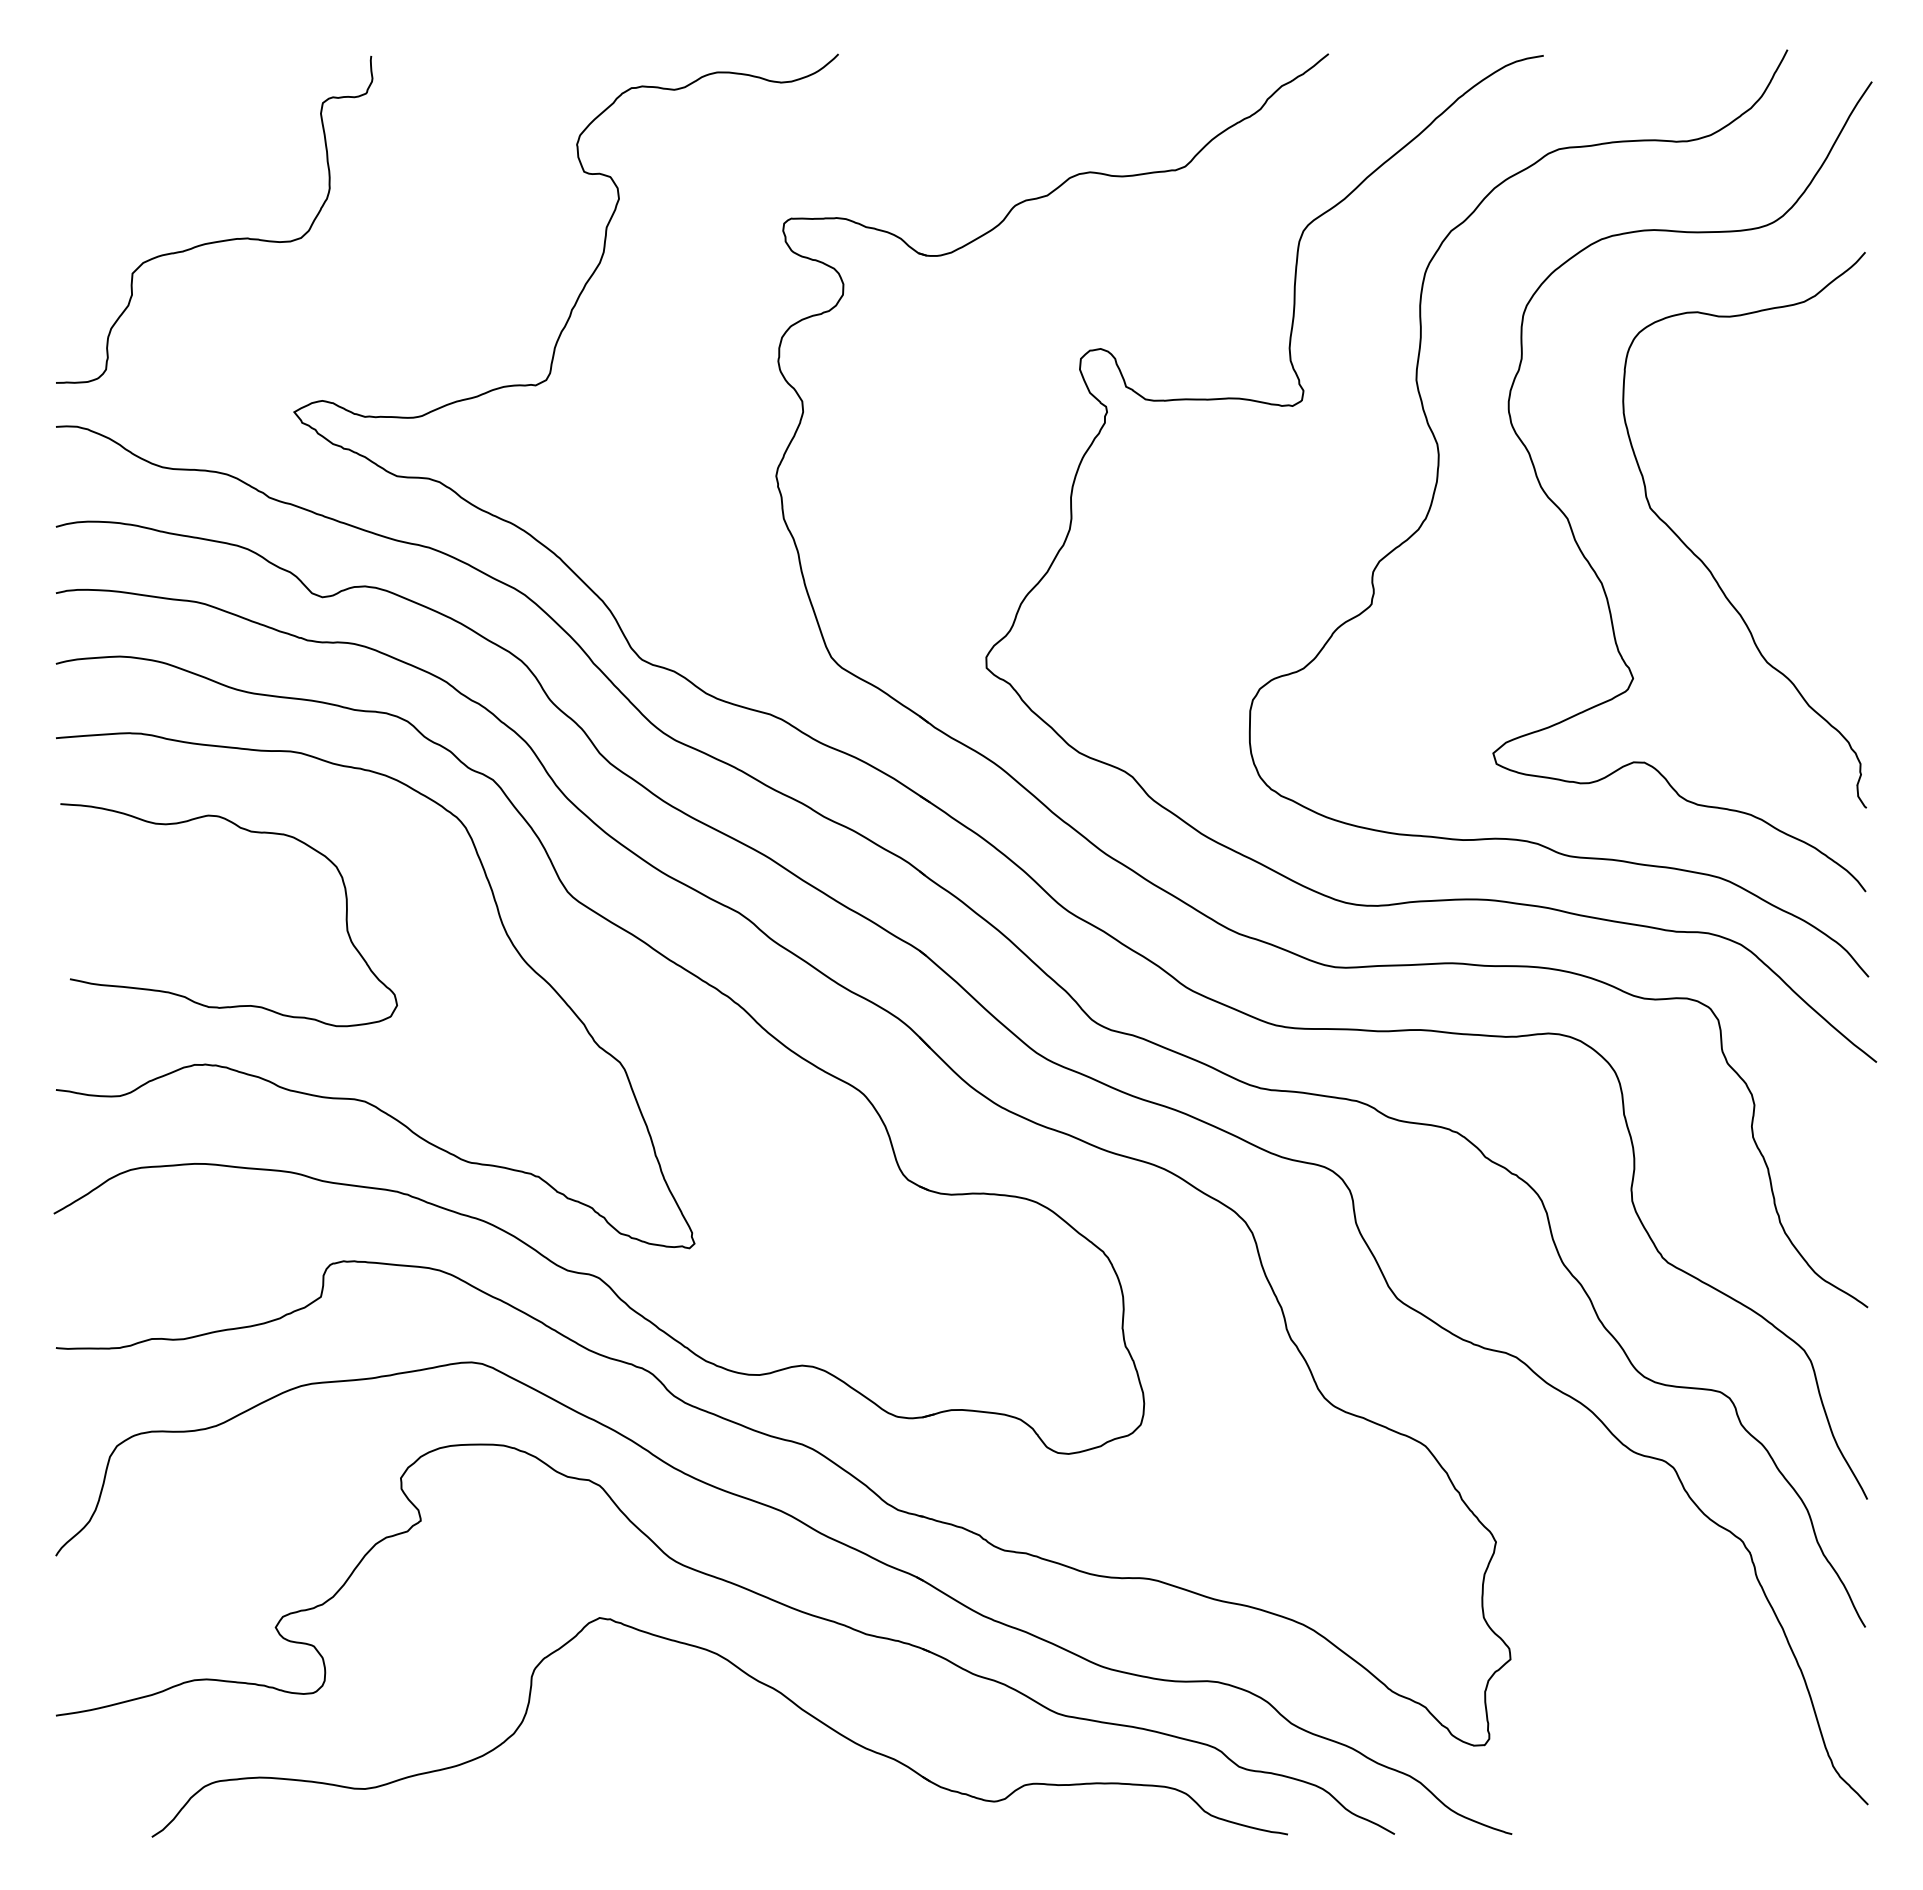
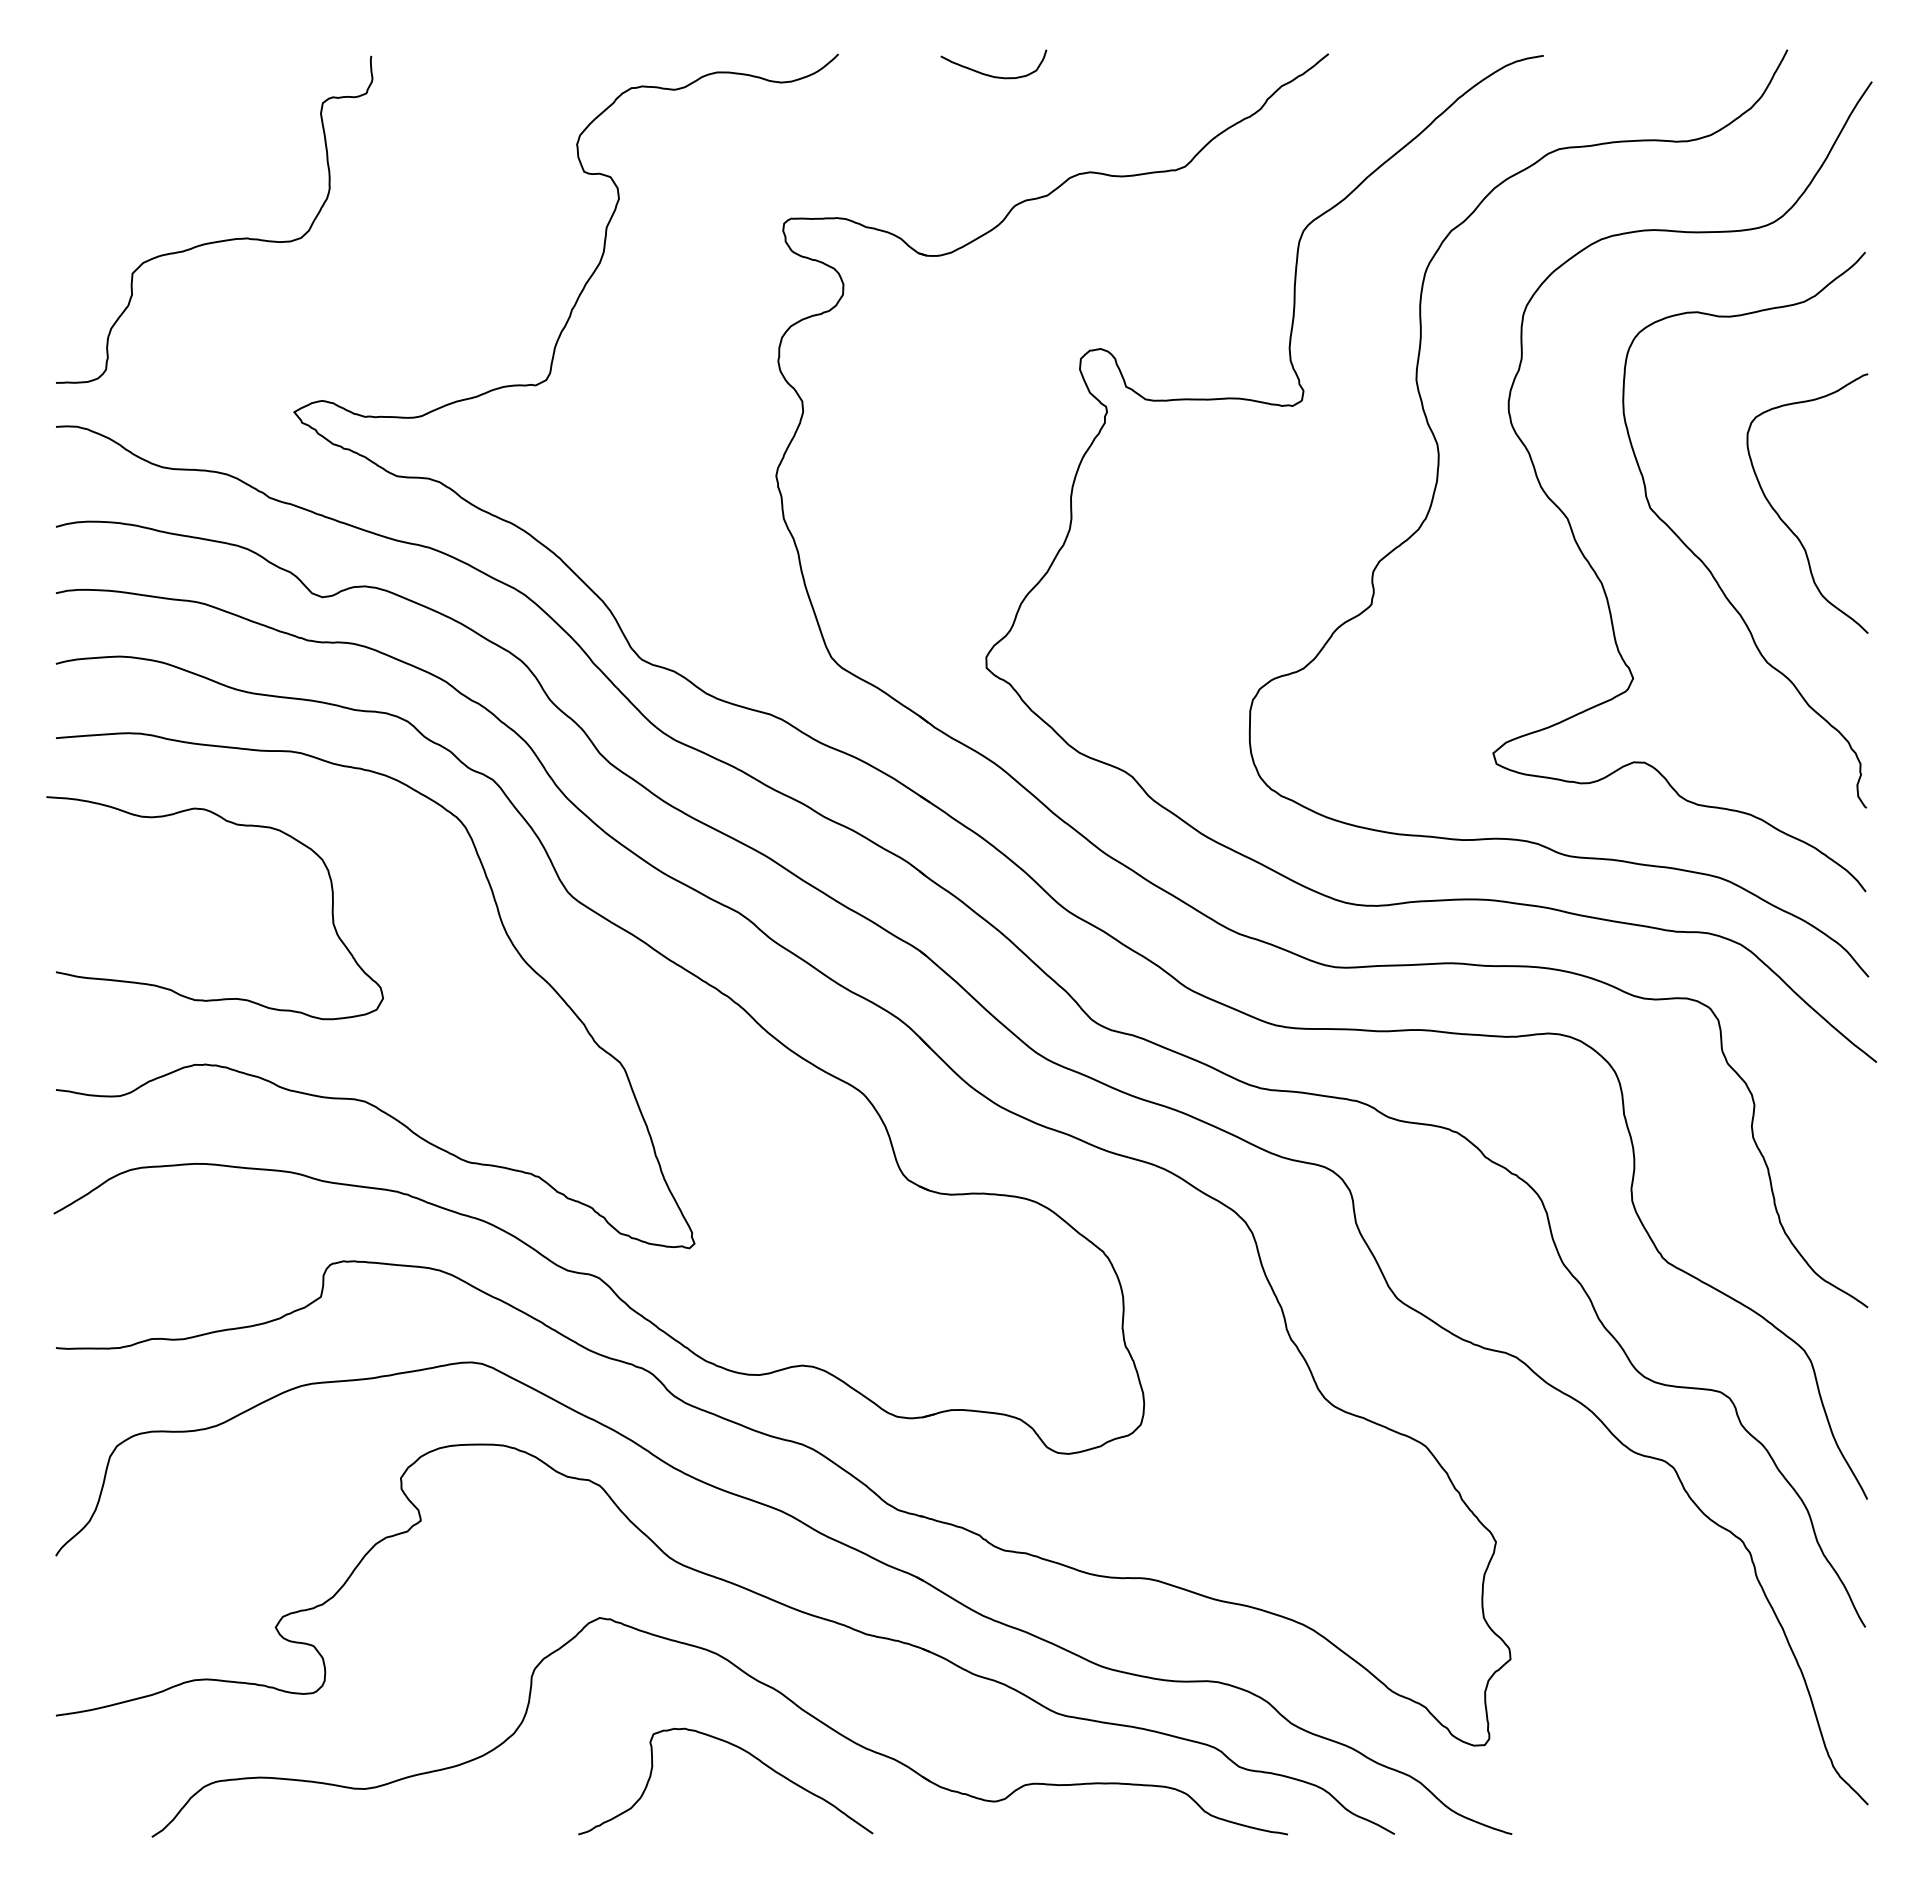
curve: none -> present (989, 74)
curve: none -> present (1786, 523)
curve position: (250, 832) -> (236, 825) (236, 825)
curve: none -> present (745, 1752)
